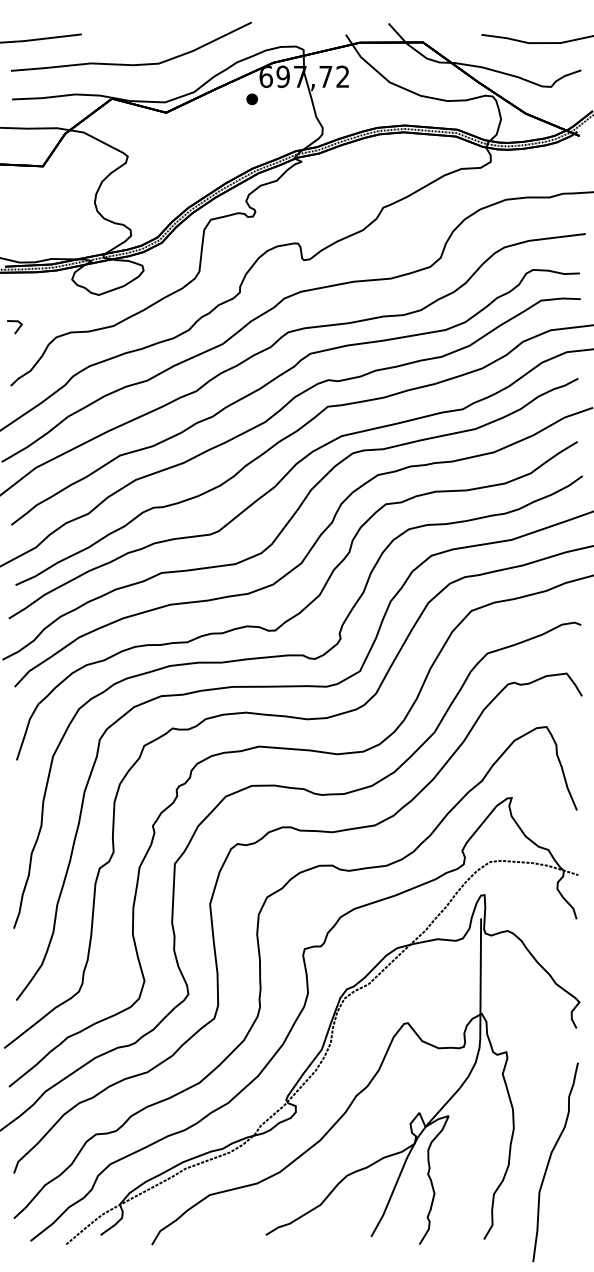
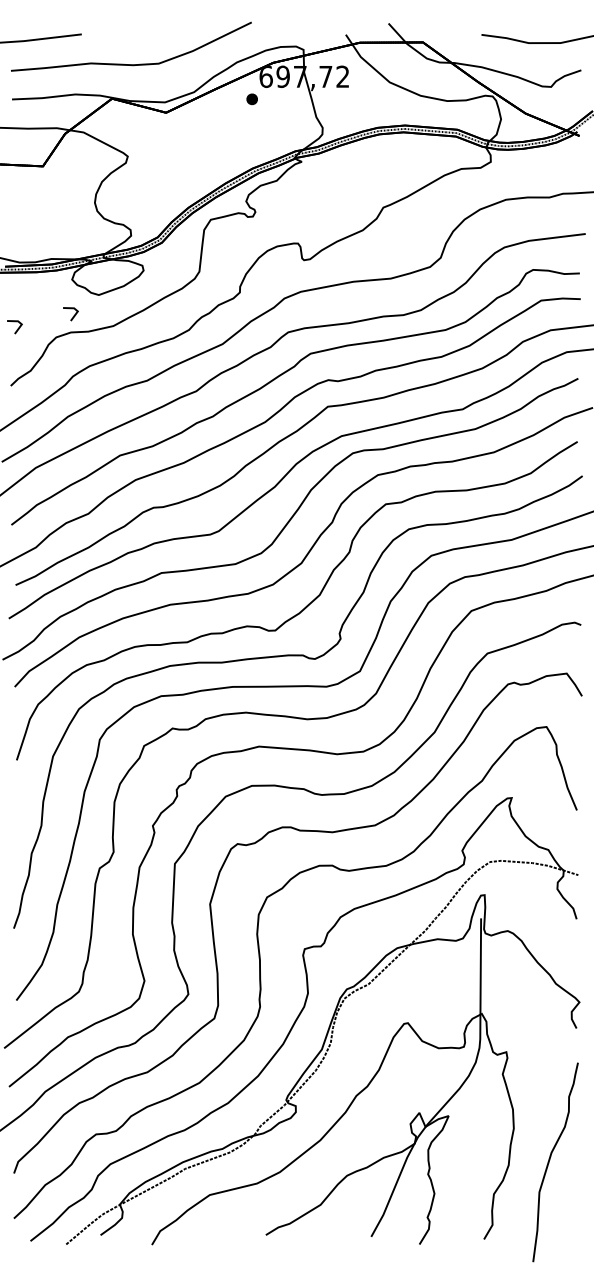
line: none -> present (73, 315)
